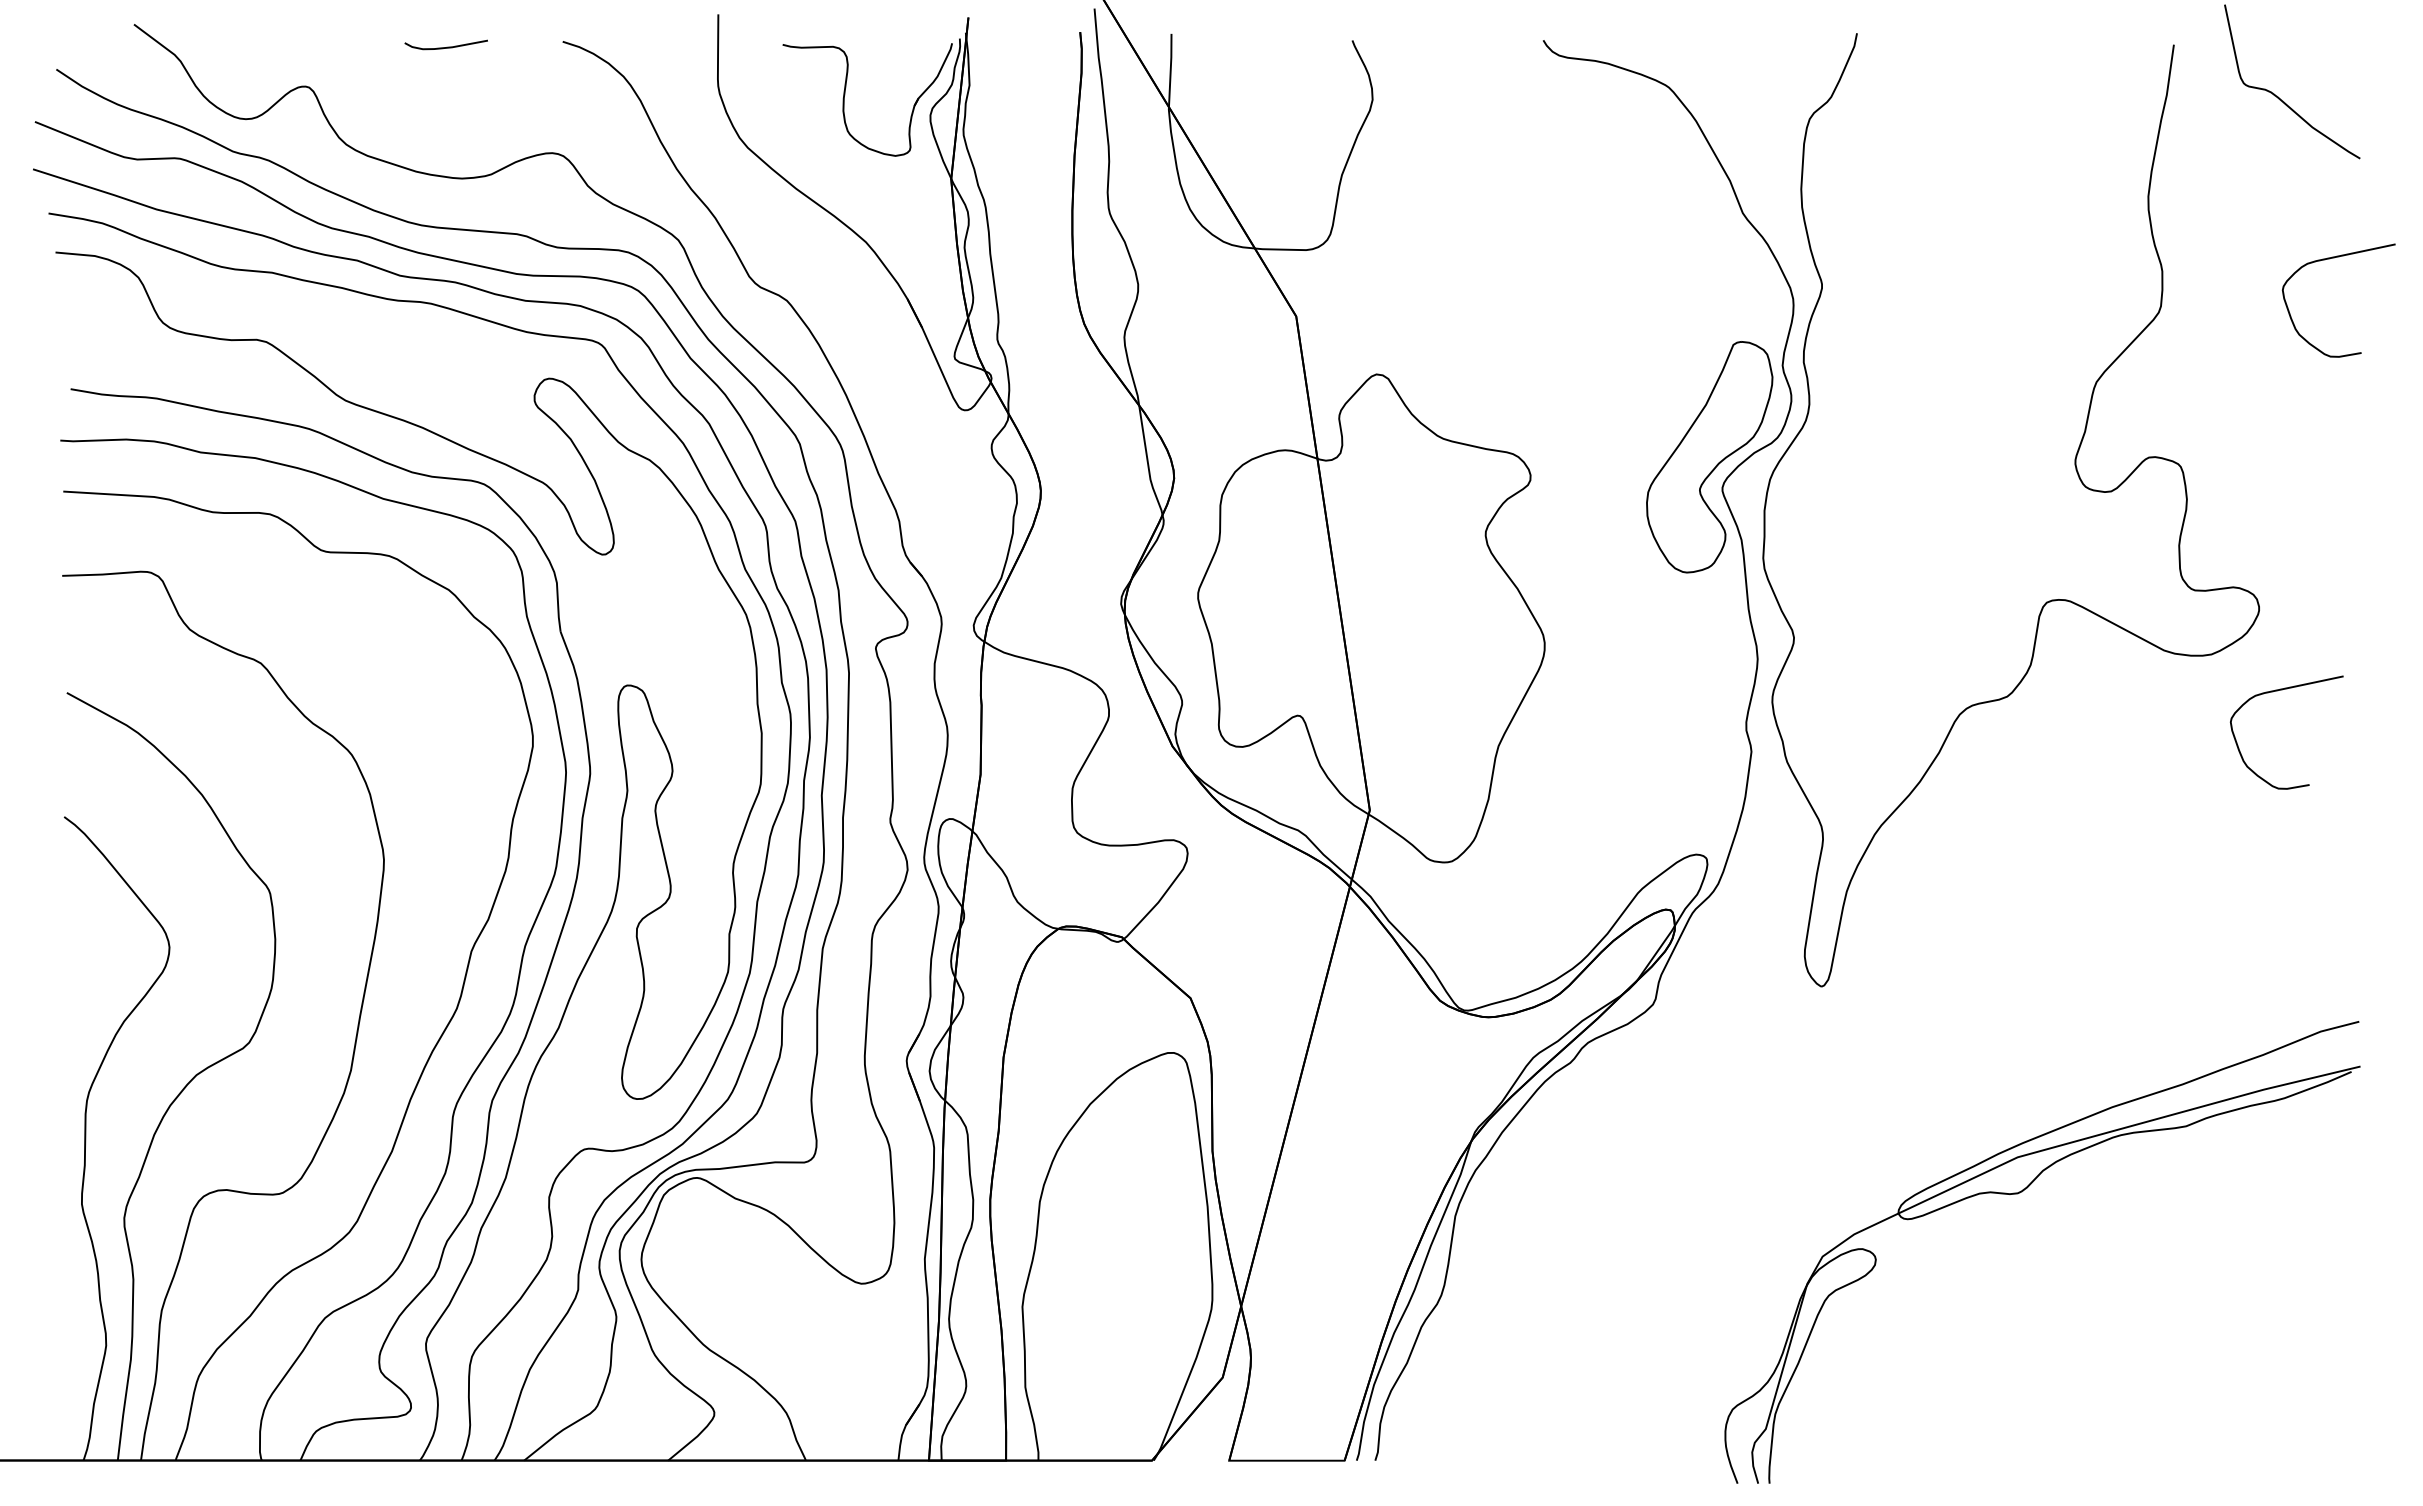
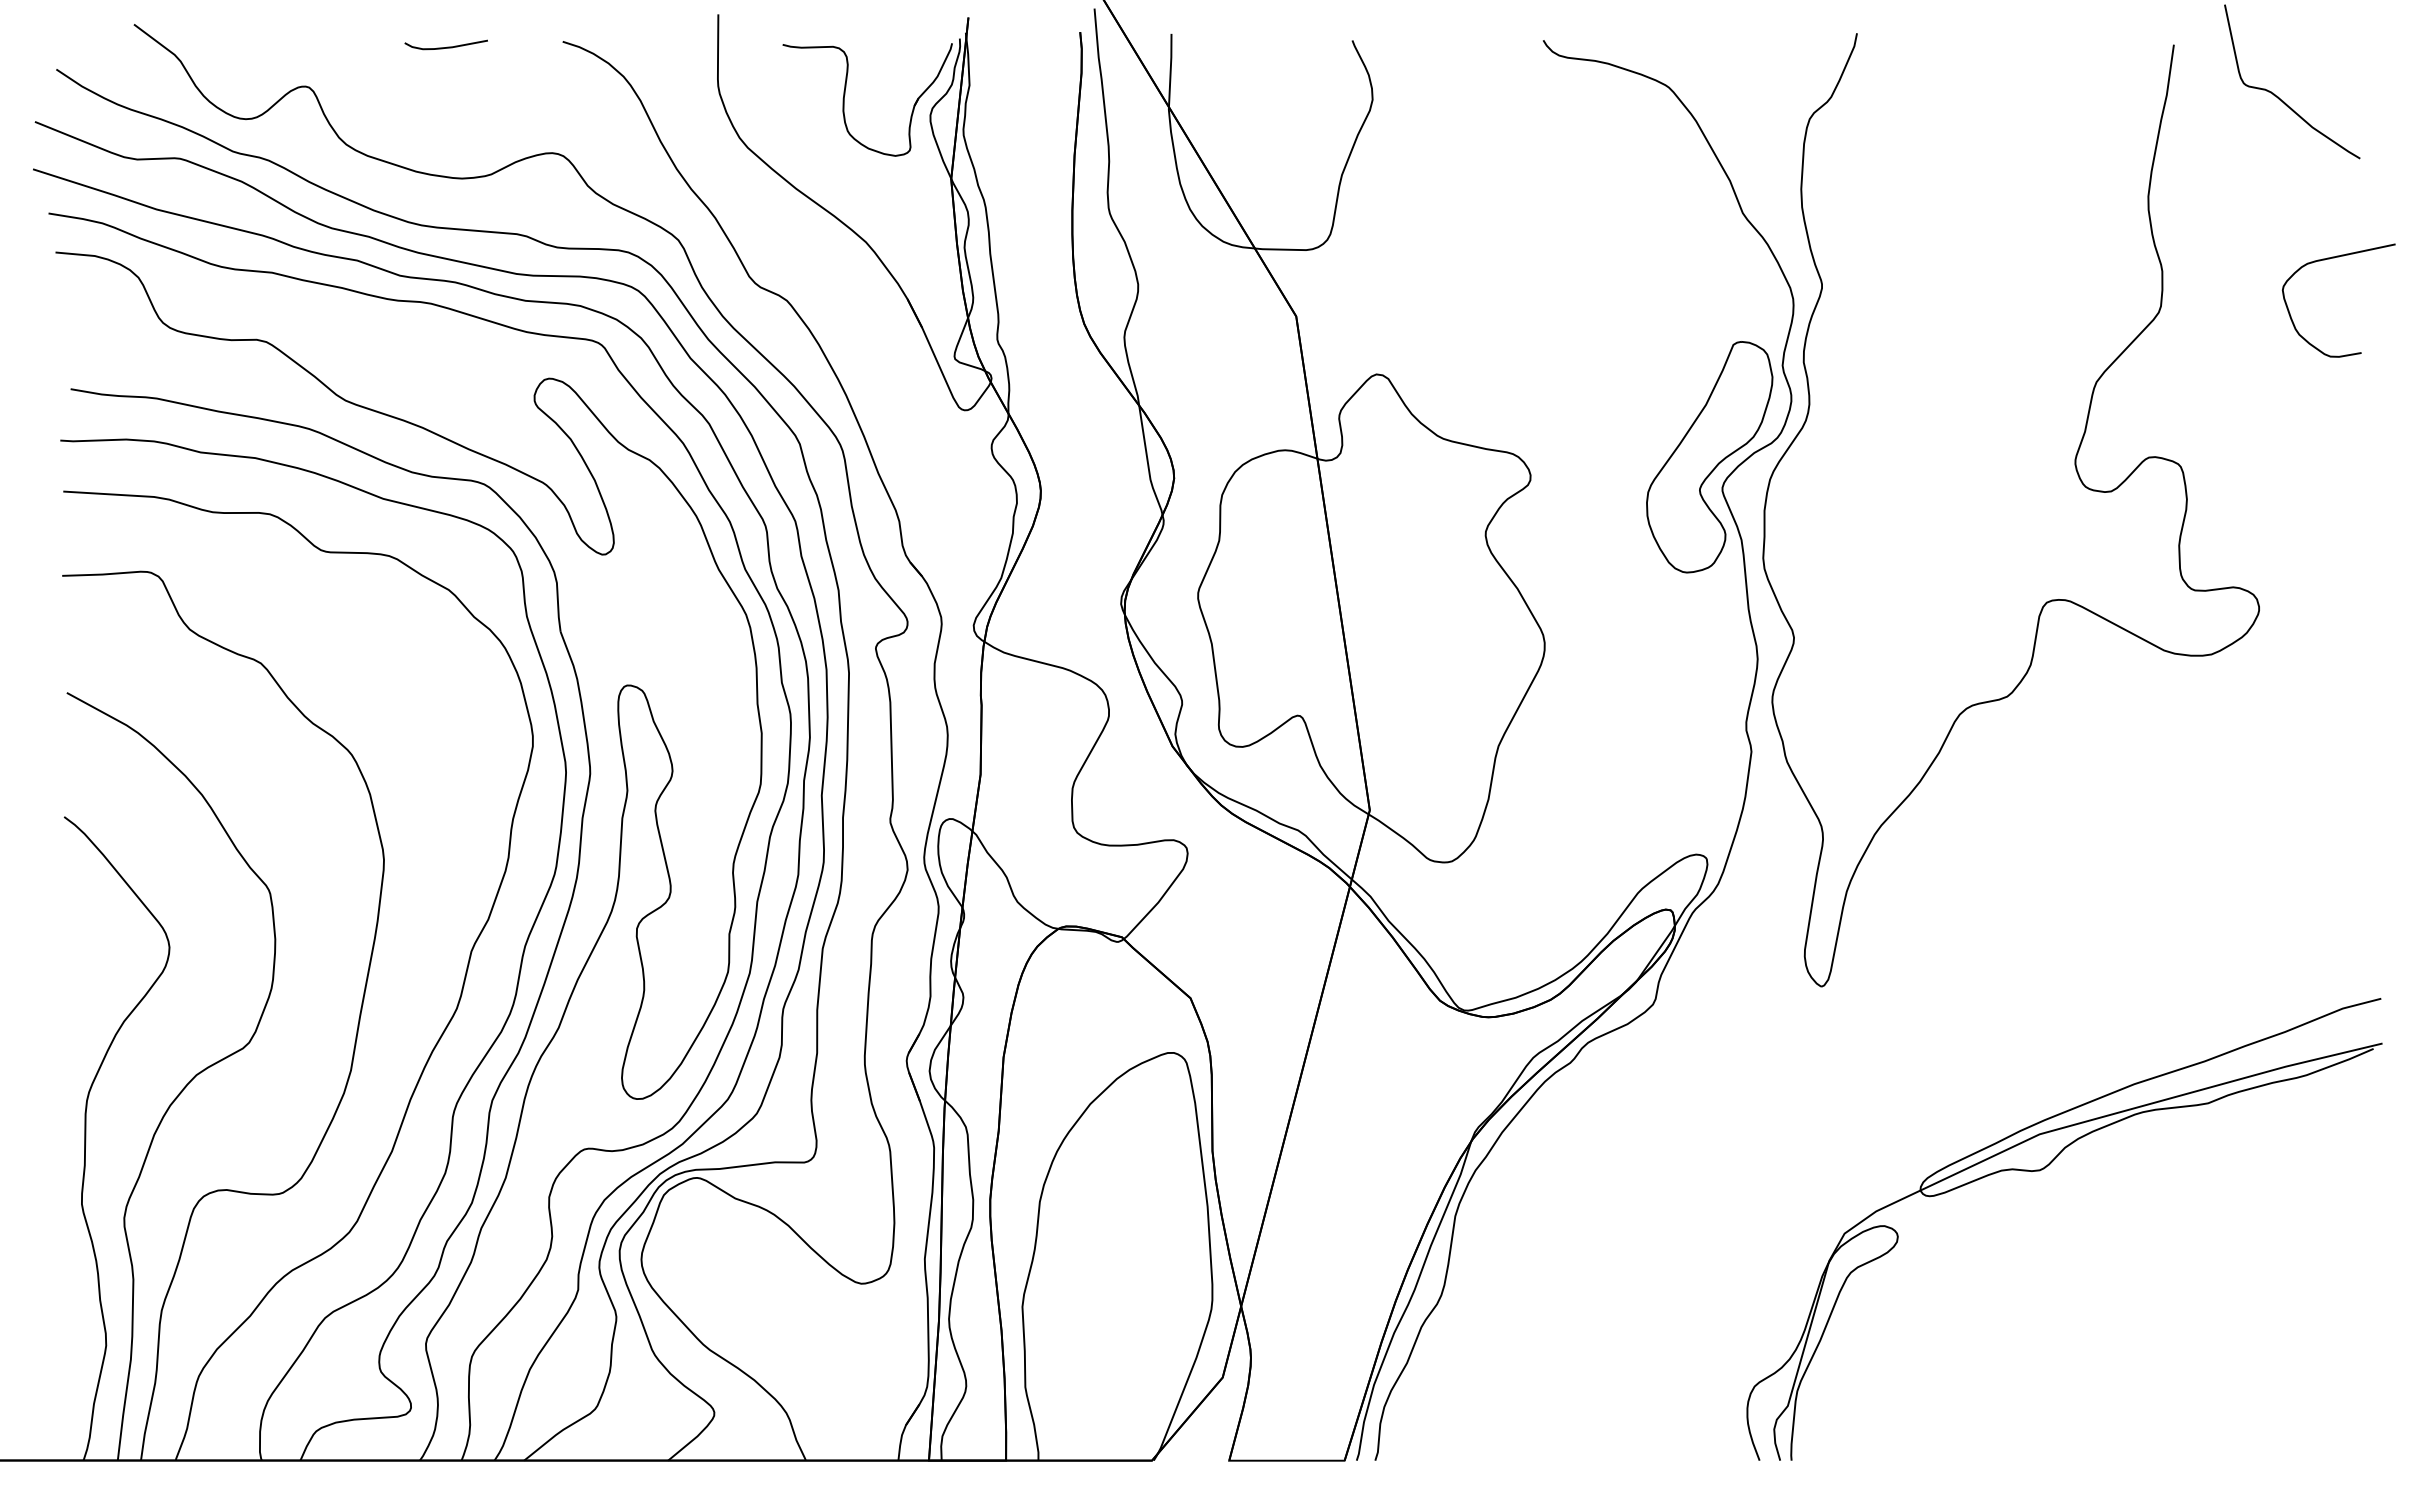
curve: present -> none (2277, 691)
part position: (2017, 1194) -> (2039, 1171) (2039, 1171)
